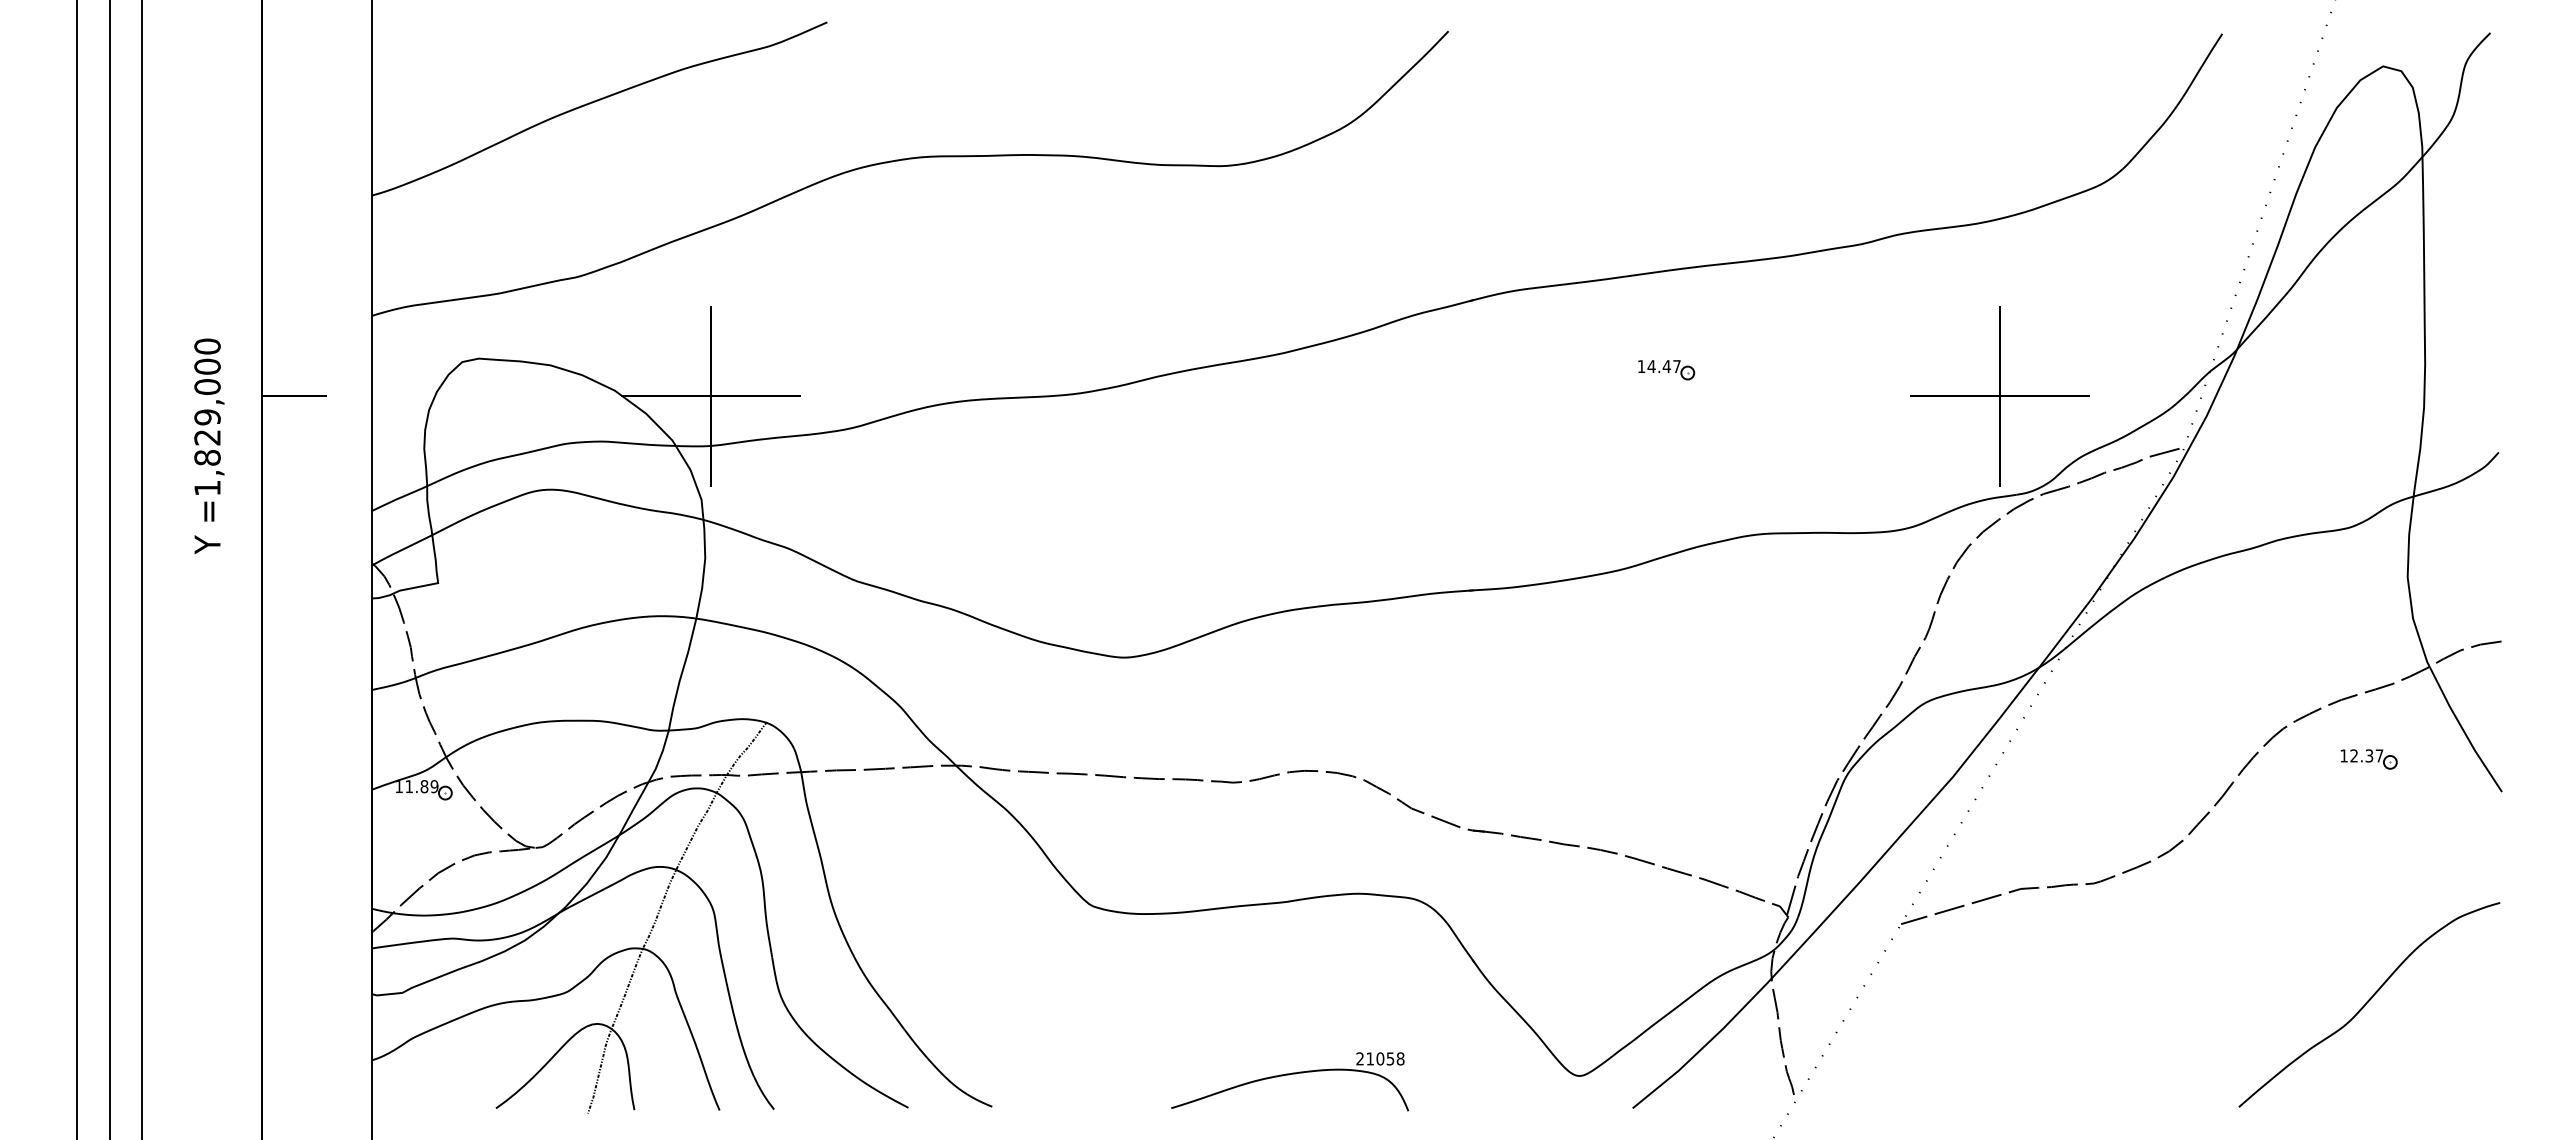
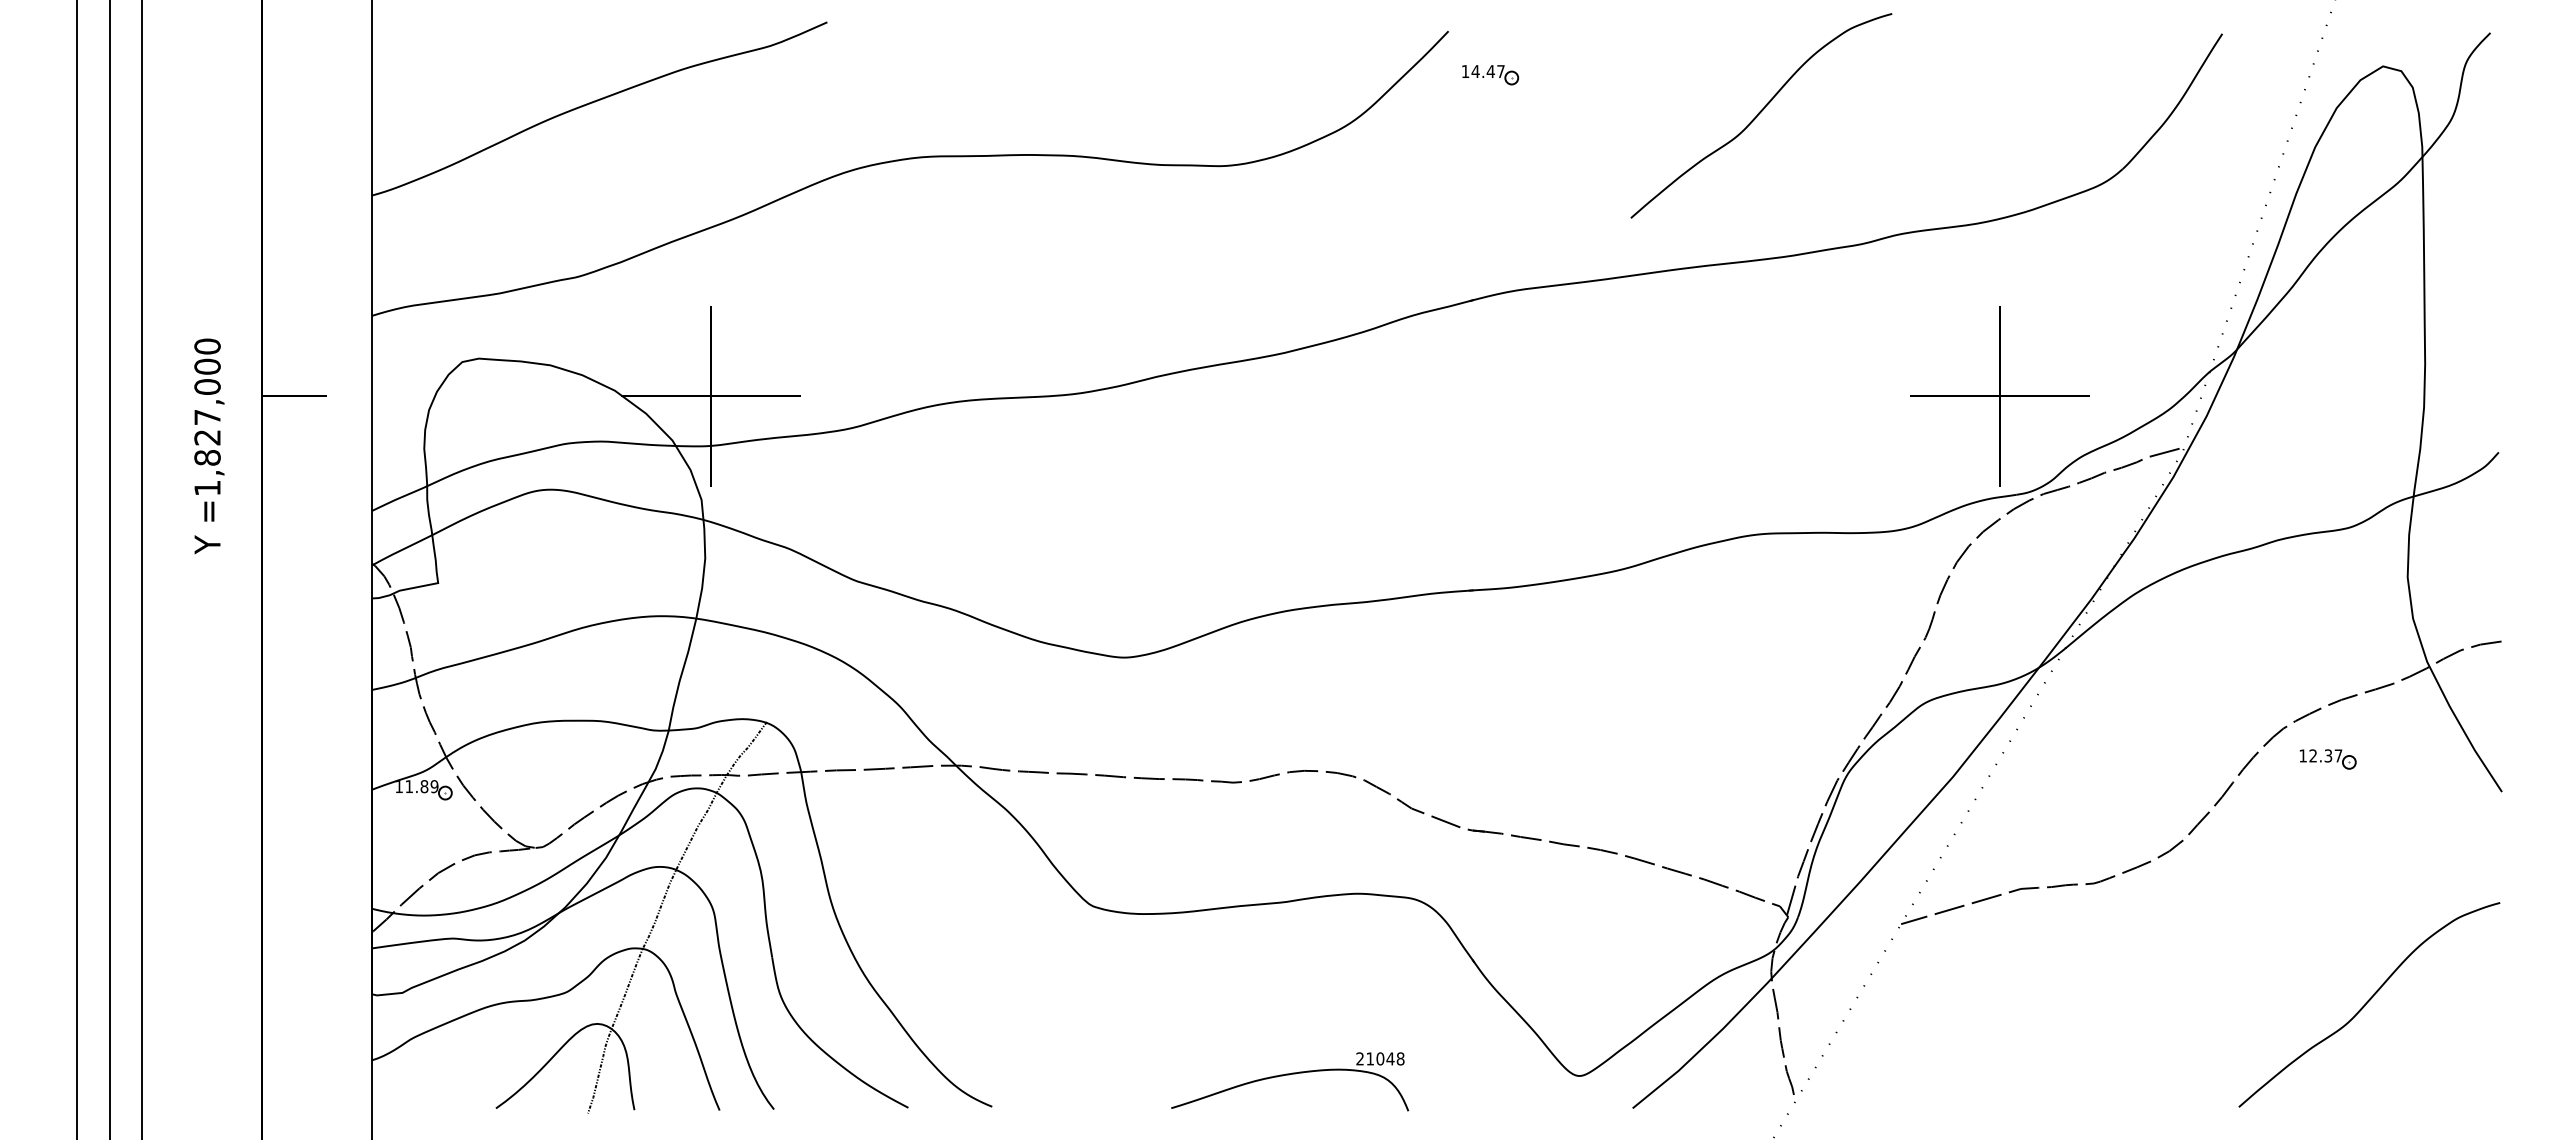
curve: none -> present (1760, 113)
part position: (1666, 370) -> (1490, 75) (1490, 75)
text: =1,829,000 -> =1,827,000 (207, 417)
part position: (2369, 759) -> (2328, 759) (2328, 759)
text: 21058 -> 21048 (1390, 1058)
